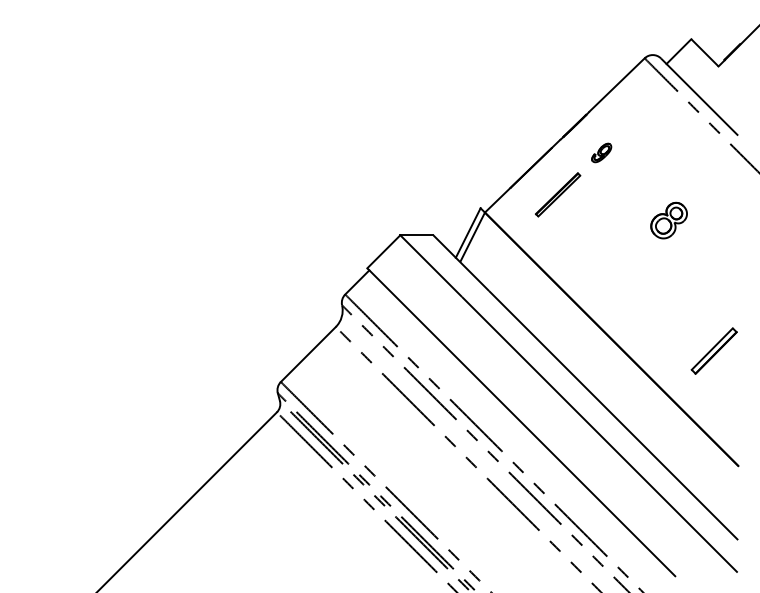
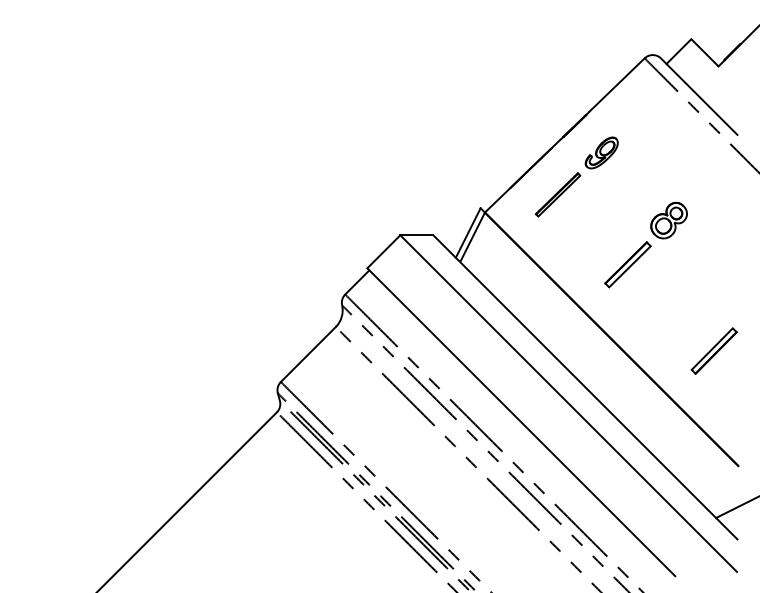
part size: 22x22 px -> 35x34 px (601, 152)
part: none -> present (627, 264)
line: none -> present (736, 507)
